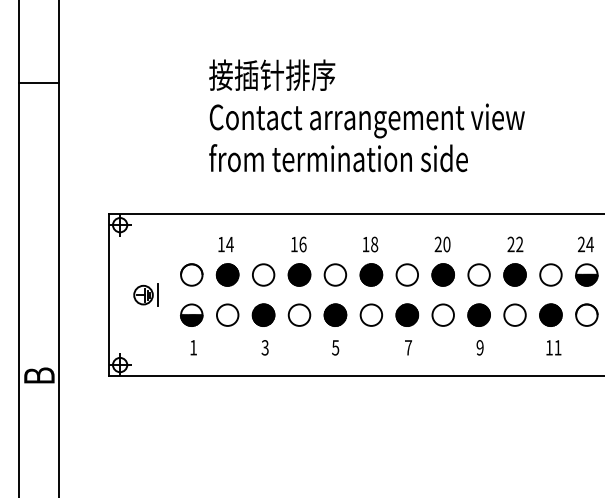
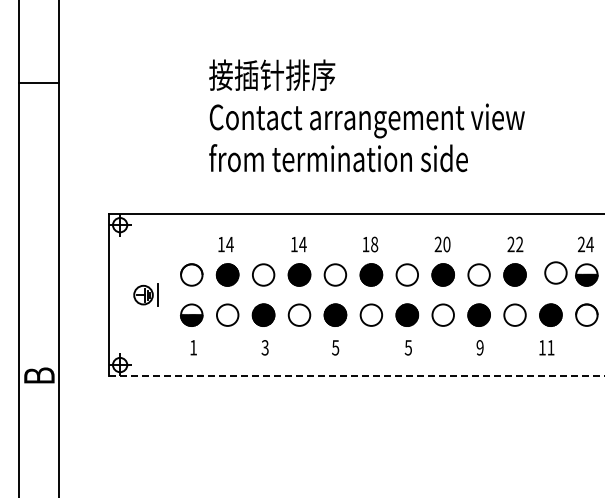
text: 16 -> 14 (302, 244)
circle position: (550, 274) -> (555, 272) (555, 272)
text: 7 -> 5 (408, 347)
text position: (553, 347) -> (546, 347) (546, 347)
line: solid -> dashed (357, 375)
